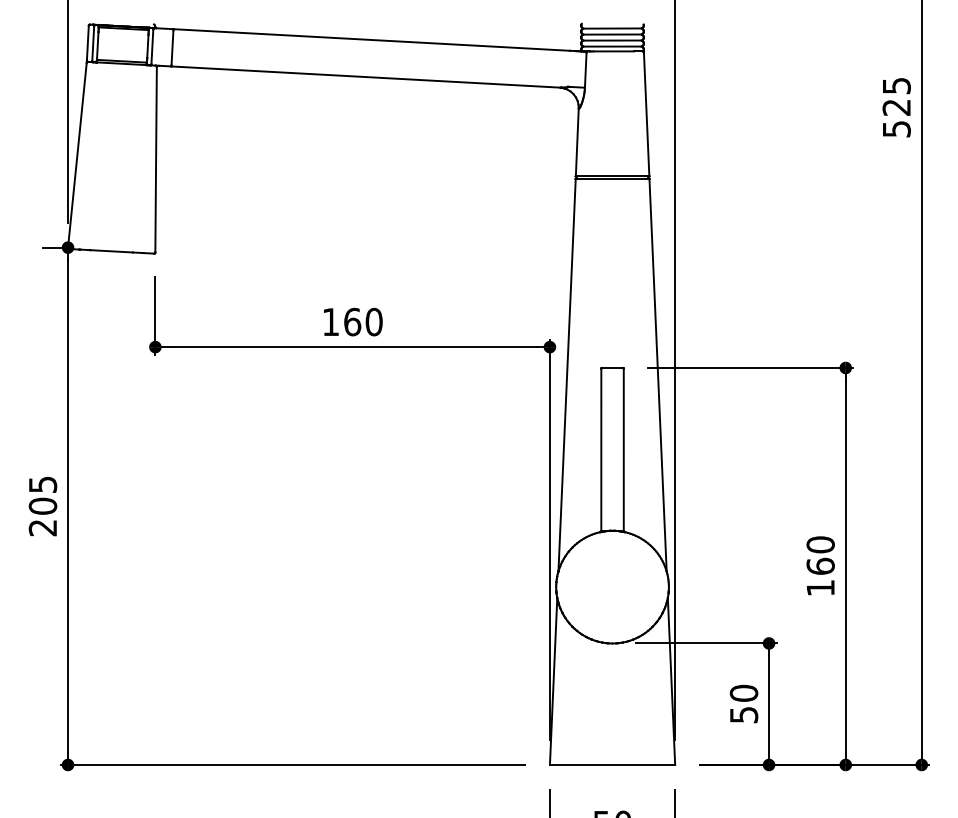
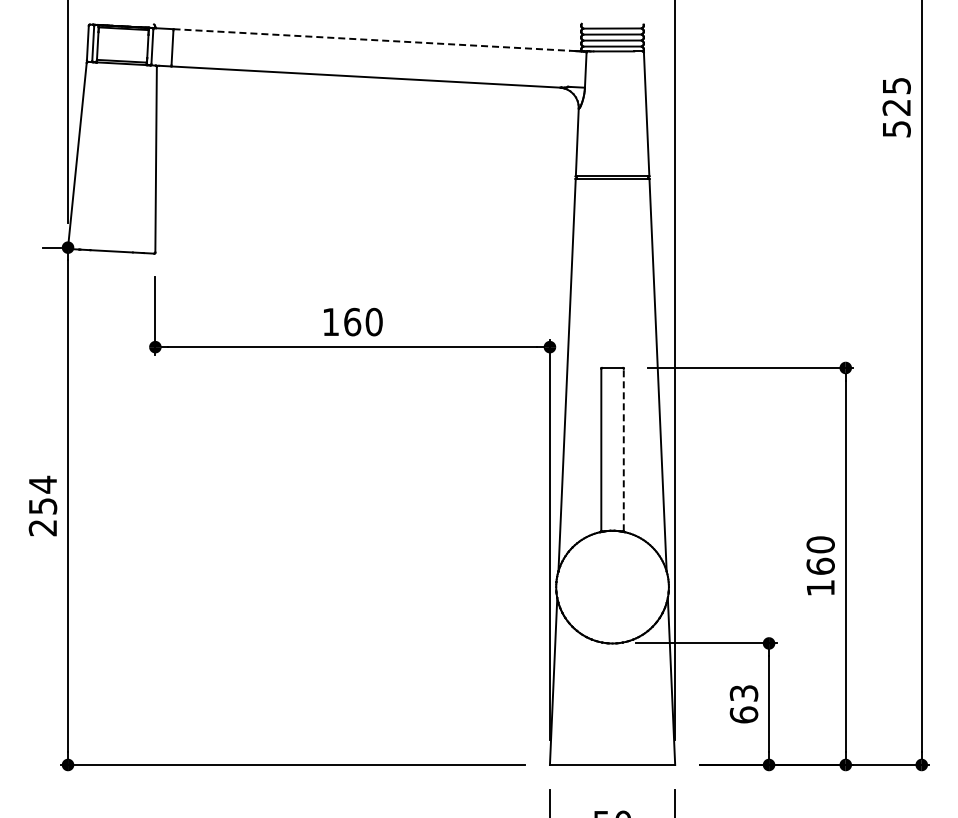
line: solid -> dashed (371, 40)
line: solid -> dashed (623, 449)
text: 205 -> 254 (42, 494)
text: 50 -> 63 (743, 703)
